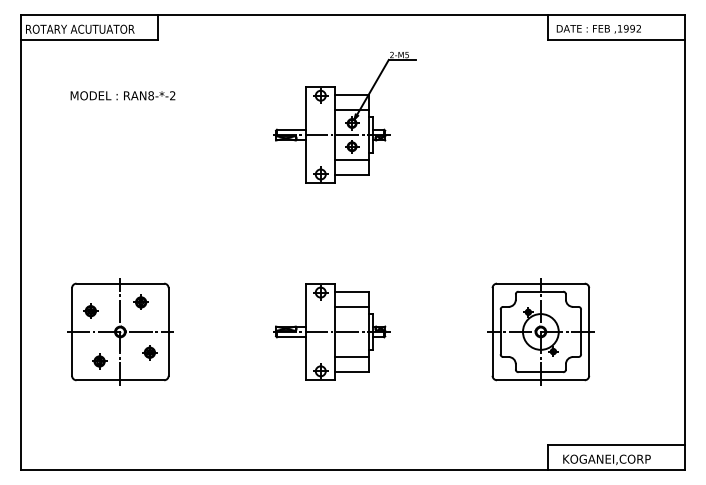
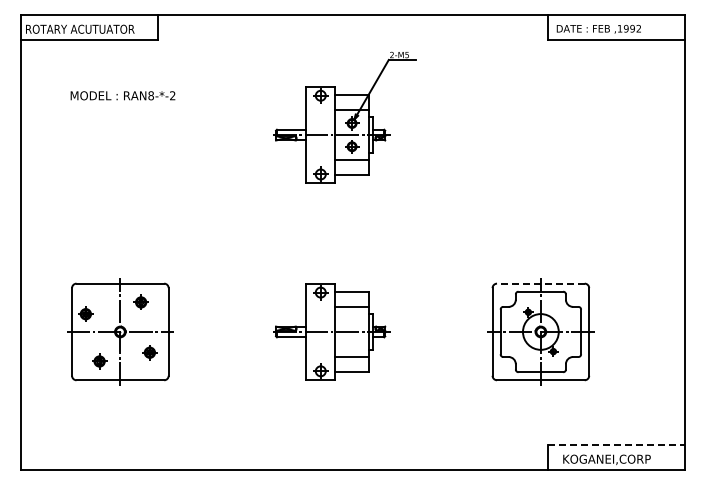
line: solid -> dashed (540, 283)
part position: (90, 310) -> (85, 313) (85, 313)
line: solid -> dashed (617, 444)
